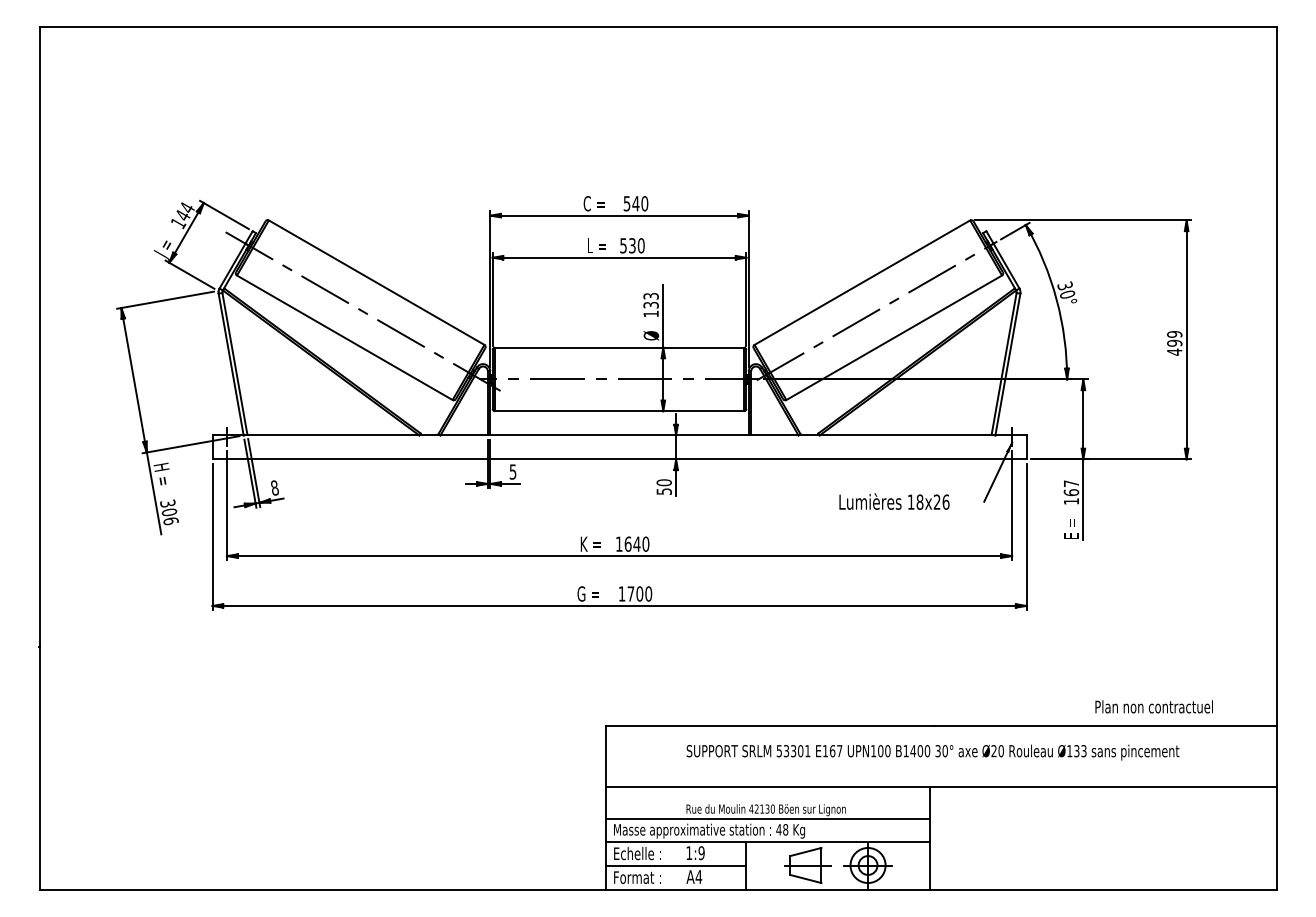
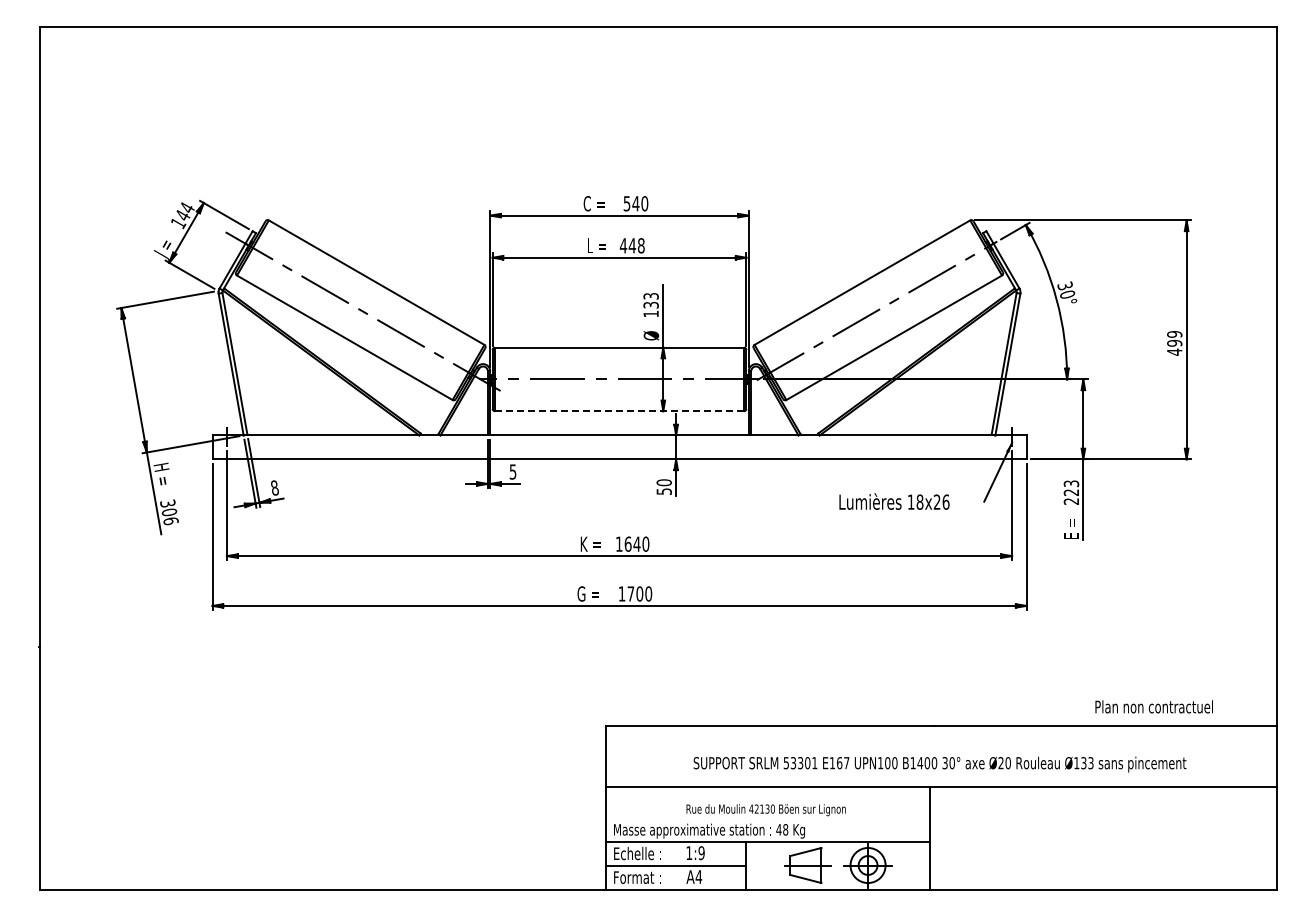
text: 530 -> 448 (631, 245)
line: solid -> dashed (620, 411)
text: 167 -> 223 (1071, 492)
text position: (932, 752) -> (939, 764) (939, 764)
line: present -> none (767, 818)
